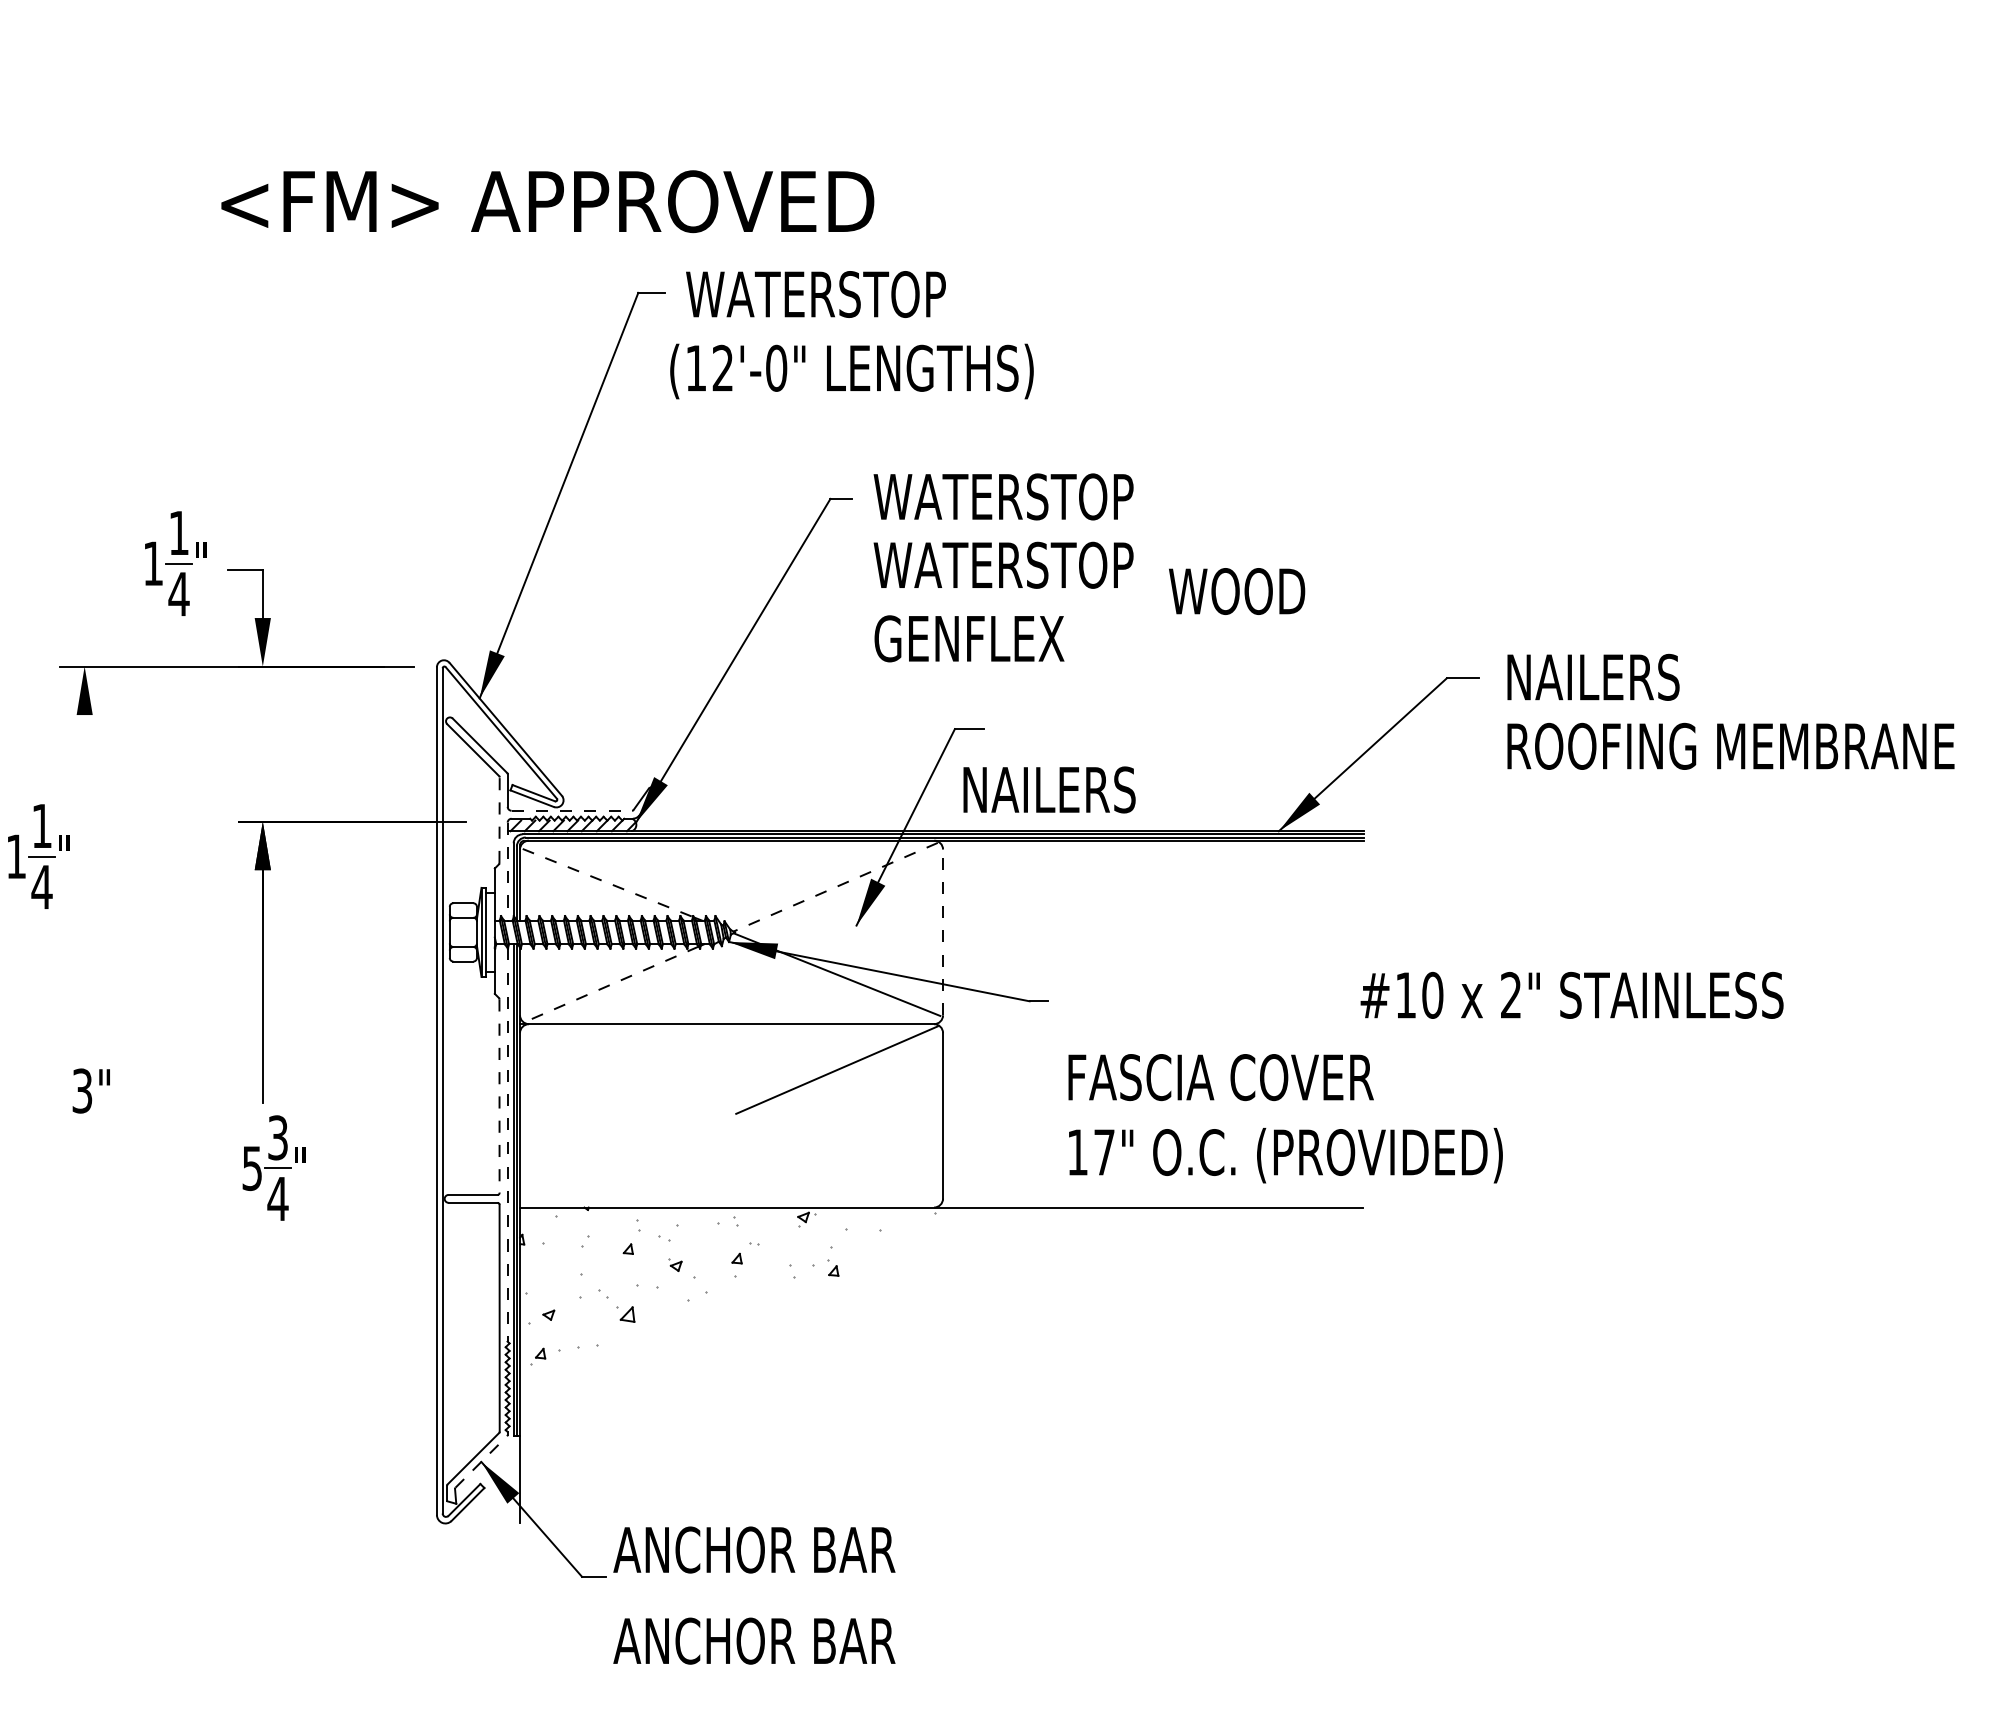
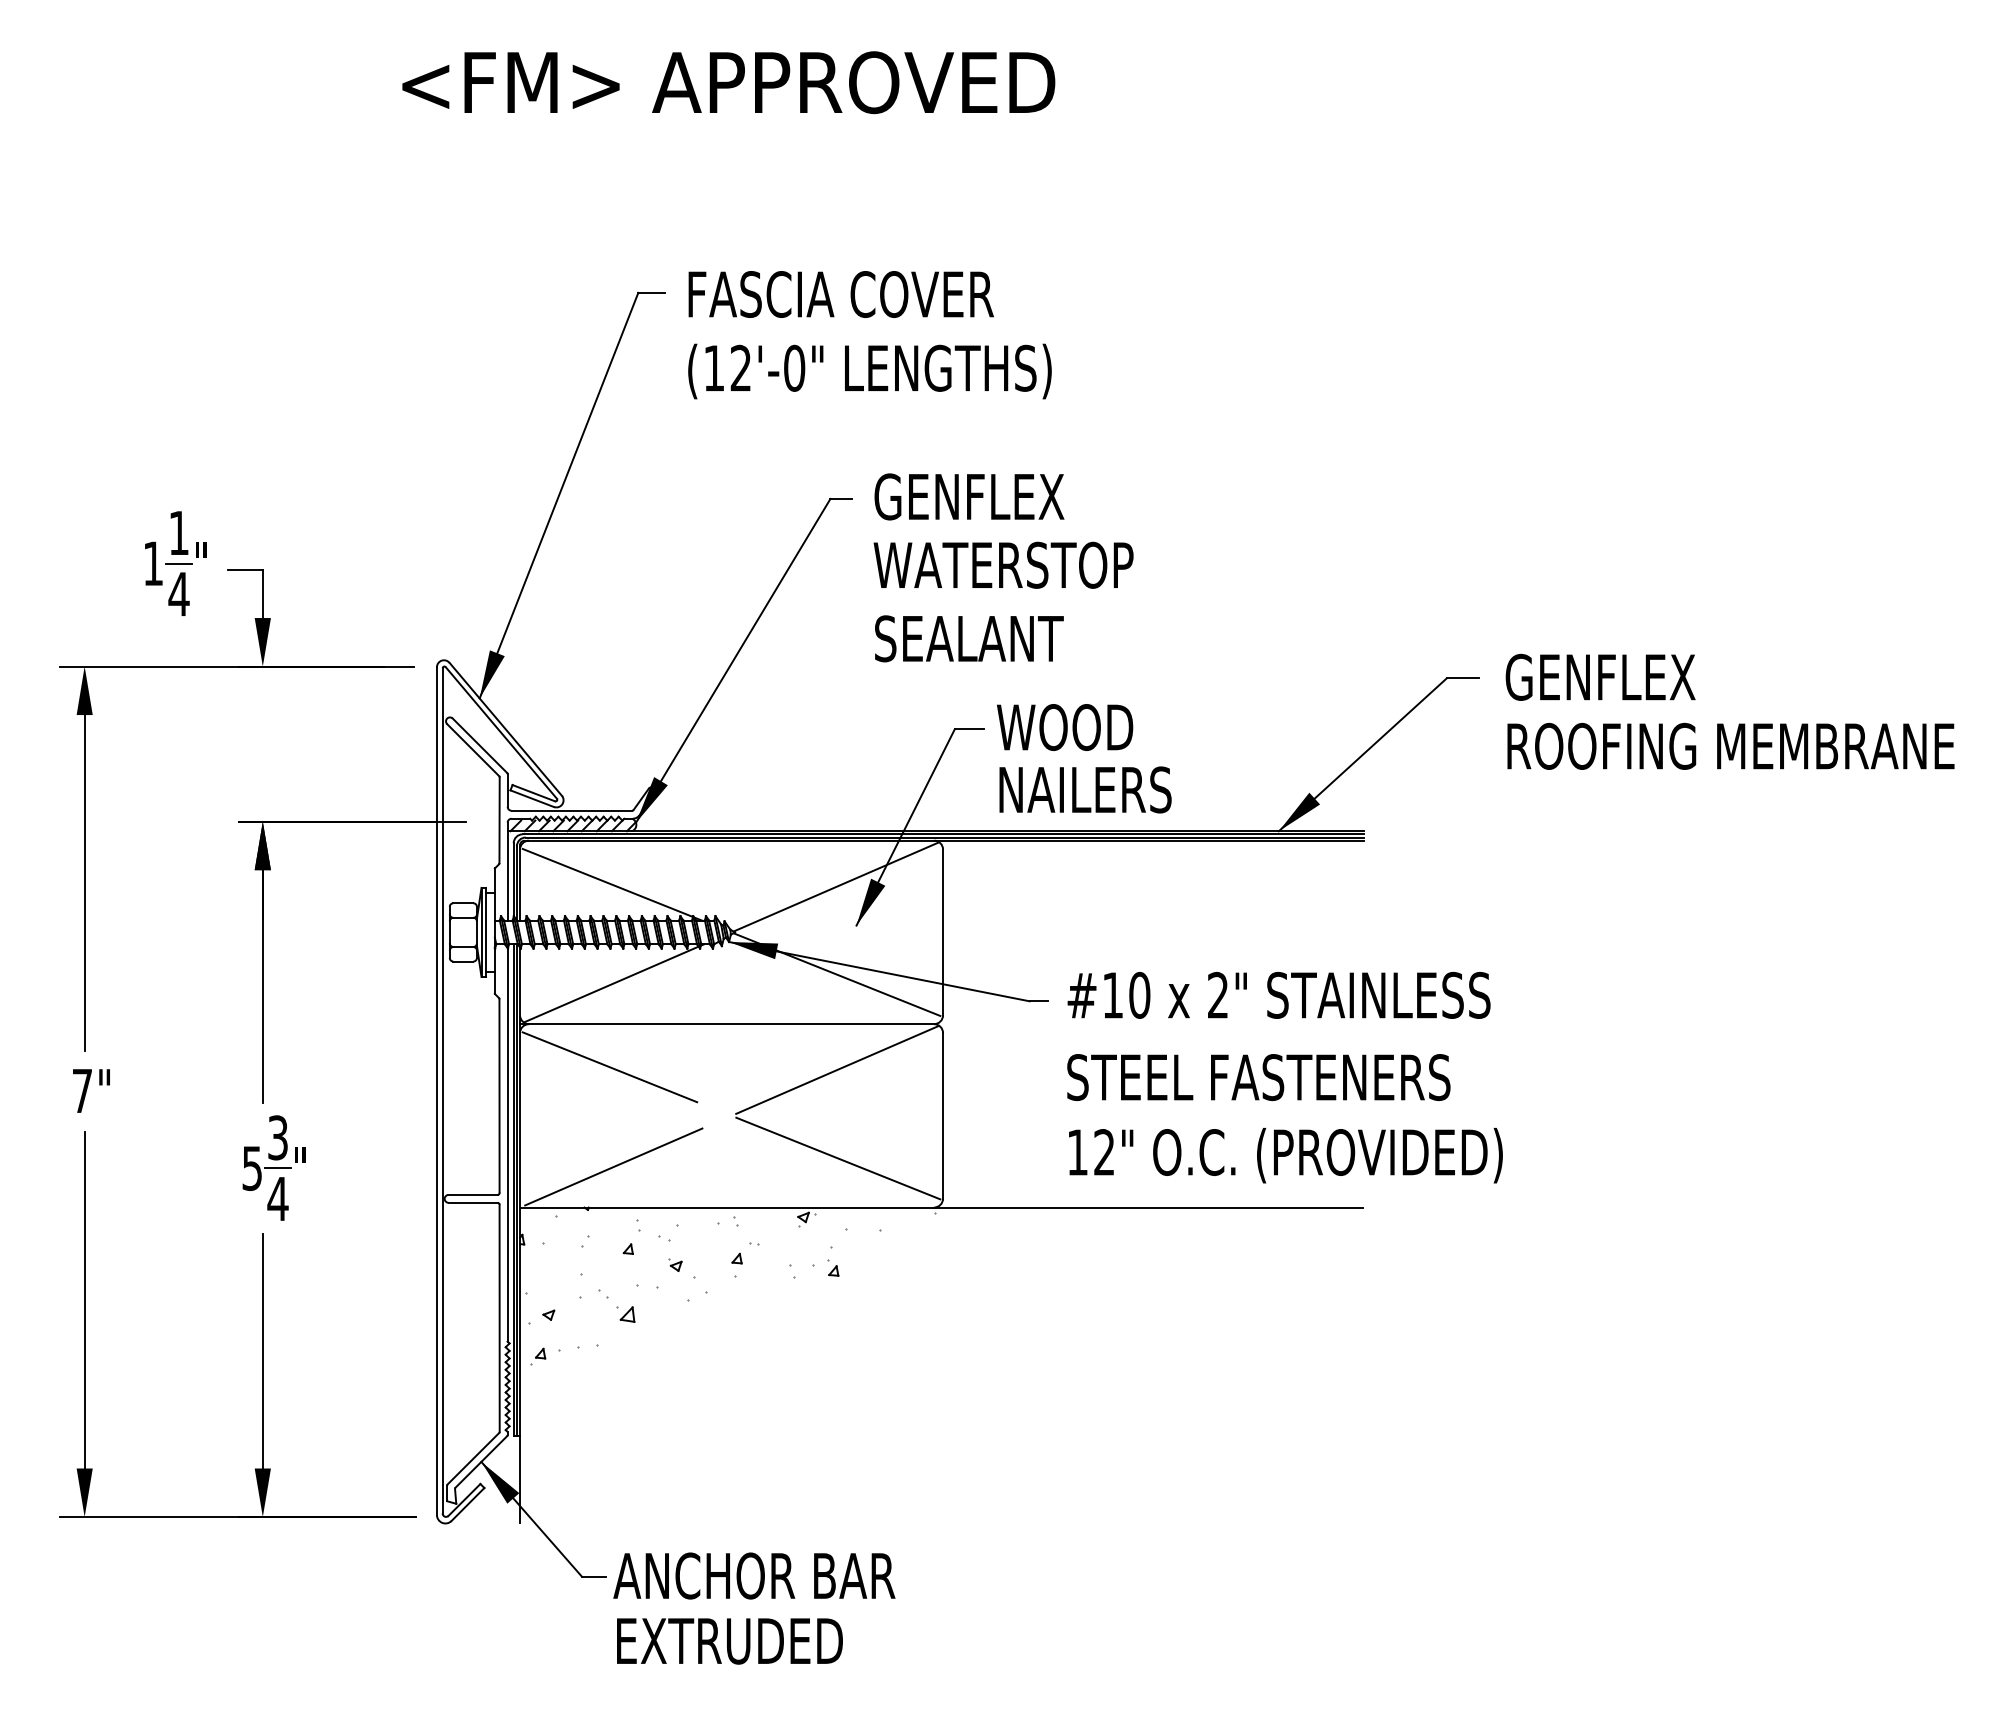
text position: (547, 201) -> (728, 82) (728, 82)
text: WATERSTOP -> FASCIA COVER (839, 294)
text position: (851, 371) -> (869, 371) (869, 371)
text: WATERSTOP -> GENFLEX (1003, 496)
text position: (1237, 591) -> (1065, 727) (1065, 727)
text: GENFLEX -> SEALANT (969, 638)
text: NAILERS -> GENFLEX (1600, 676)
text position: (1049, 789) -> (1085, 789) (1085, 789)
line: dashed -> solid (572, 810)
line: dashed -> solid (499, 820)
part: present -> none (38, 856)
line: dashed -> solid (507, 871)
line: none -> present (84, 882)
line: dashed -> solid (607, 882)
line: dashed -> solid (835, 887)
line: dashed -> solid (943, 932)
line: dashed -> solid (611, 984)
text position: (1571, 995) -> (1278, 995) (1278, 995)
line: none -> present (609, 1067)
text: FASCIA COVER -> STEEL FASTENERS (1258, 1077)
text: 3" -> 7" (82, 1090)
line: dashed -> solid (499, 1095)
line: dashed -> solid (507, 1144)
text: 17" -> 12" (1104, 1152)
line: none -> present (838, 1158)
line: none -> present (613, 1166)
part: none -> present (262, 1324)
line: dashed -> solid (481, 1461)
text position: (754, 1549) -> (754, 1575) (754, 1575)
text: ANCHOR BAR -> EXTRUDED (754, 1640)
